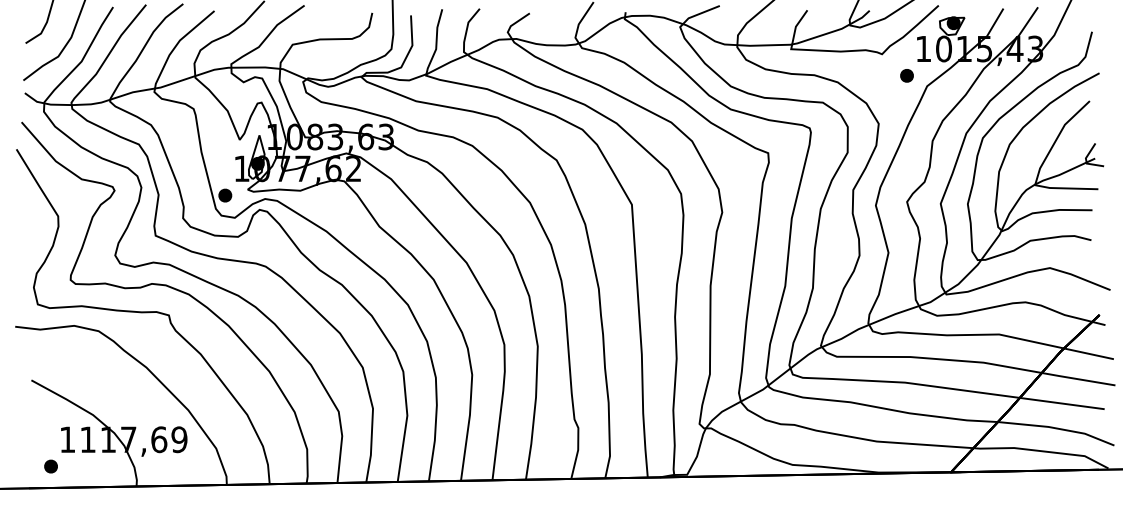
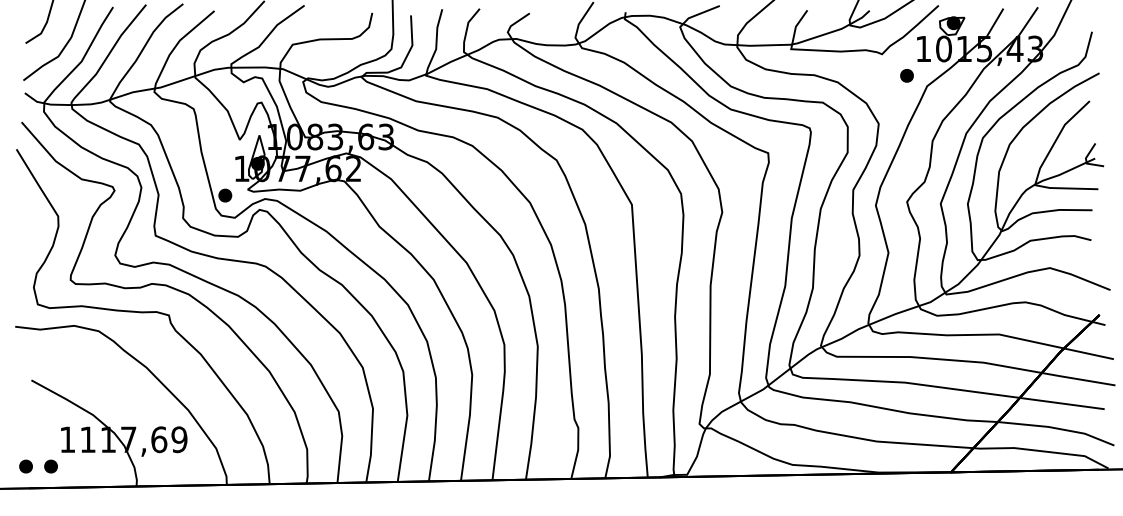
part: none -> present (25, 466)
